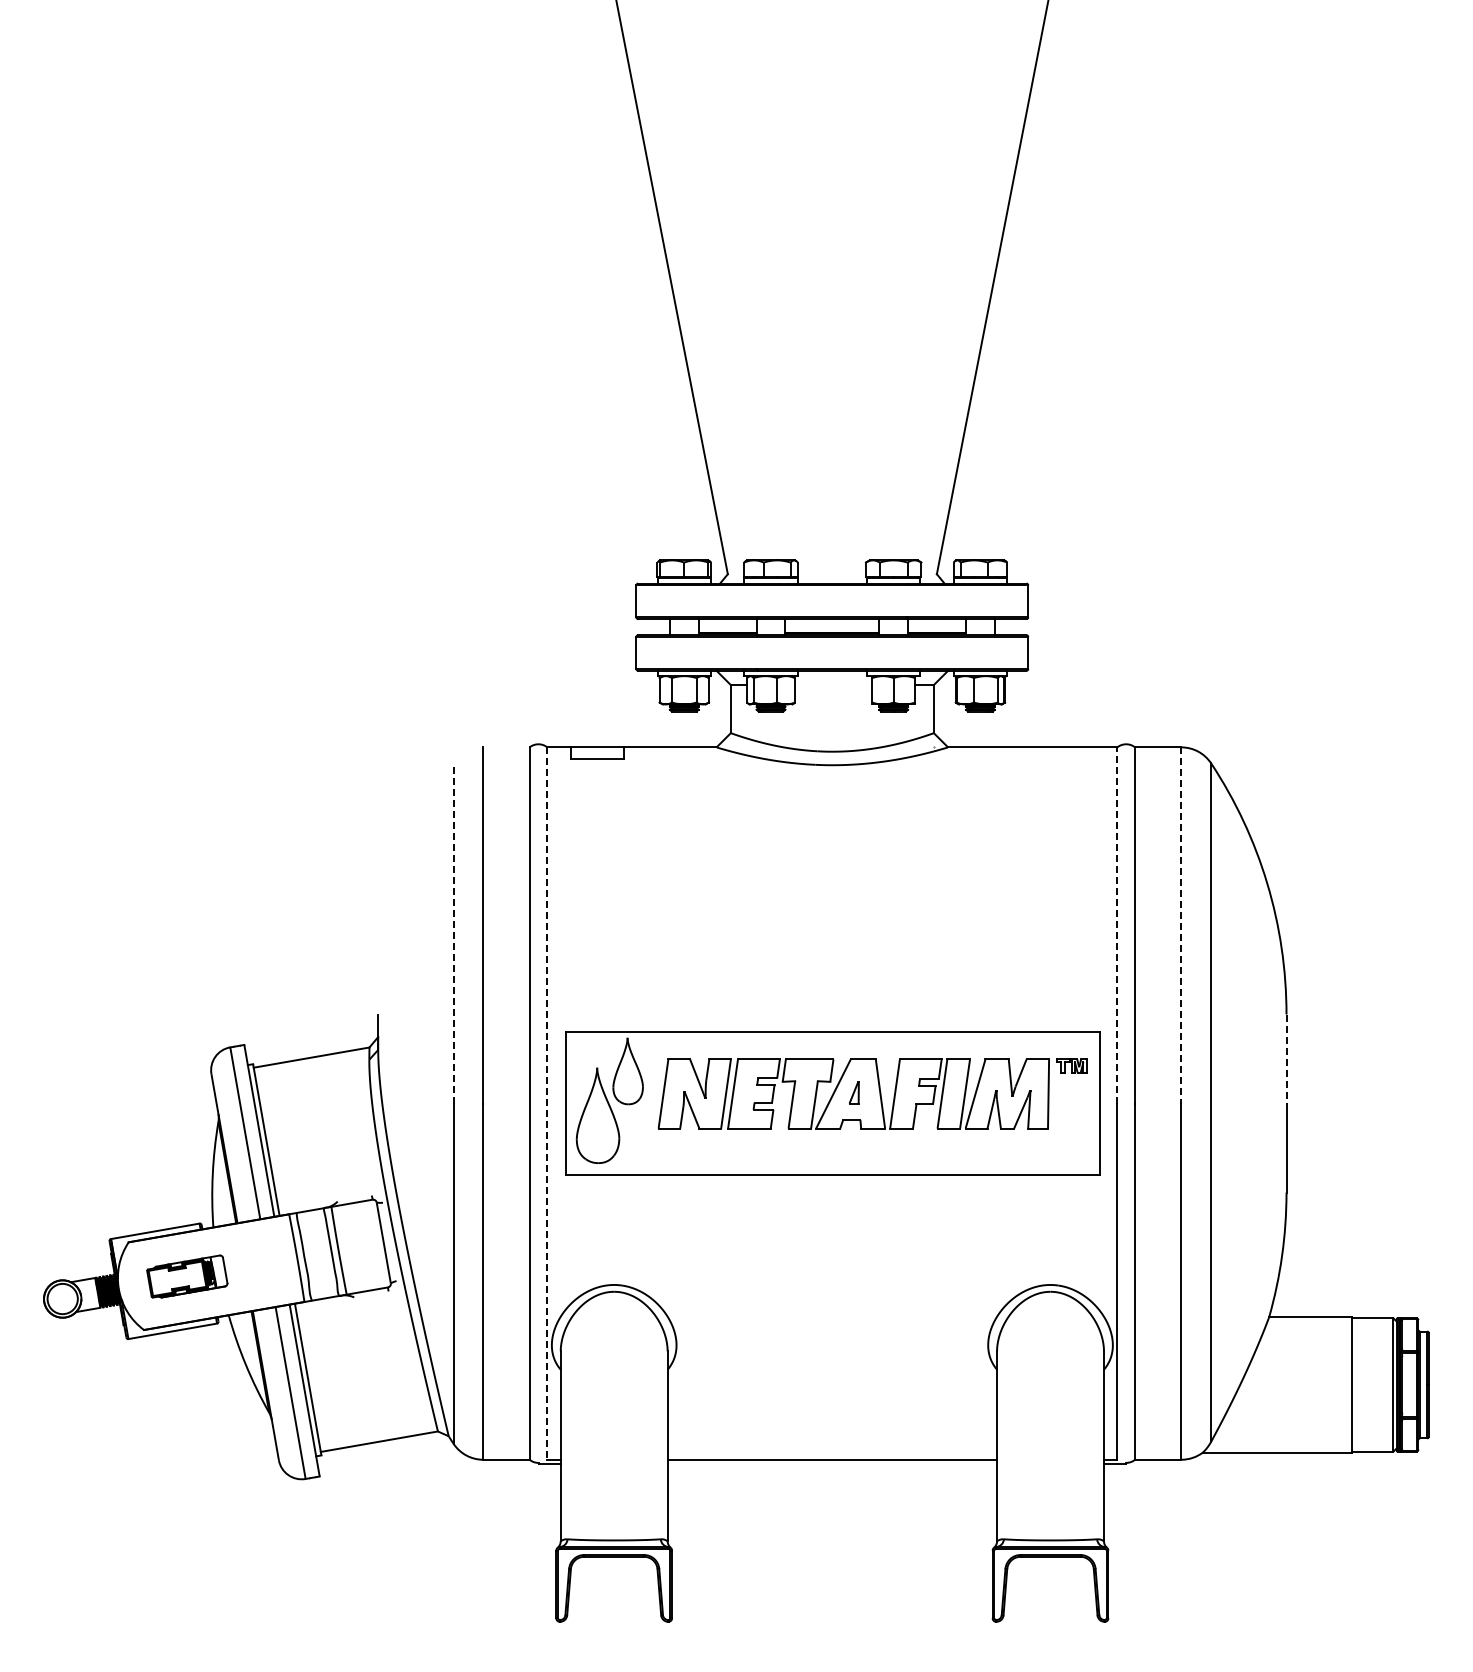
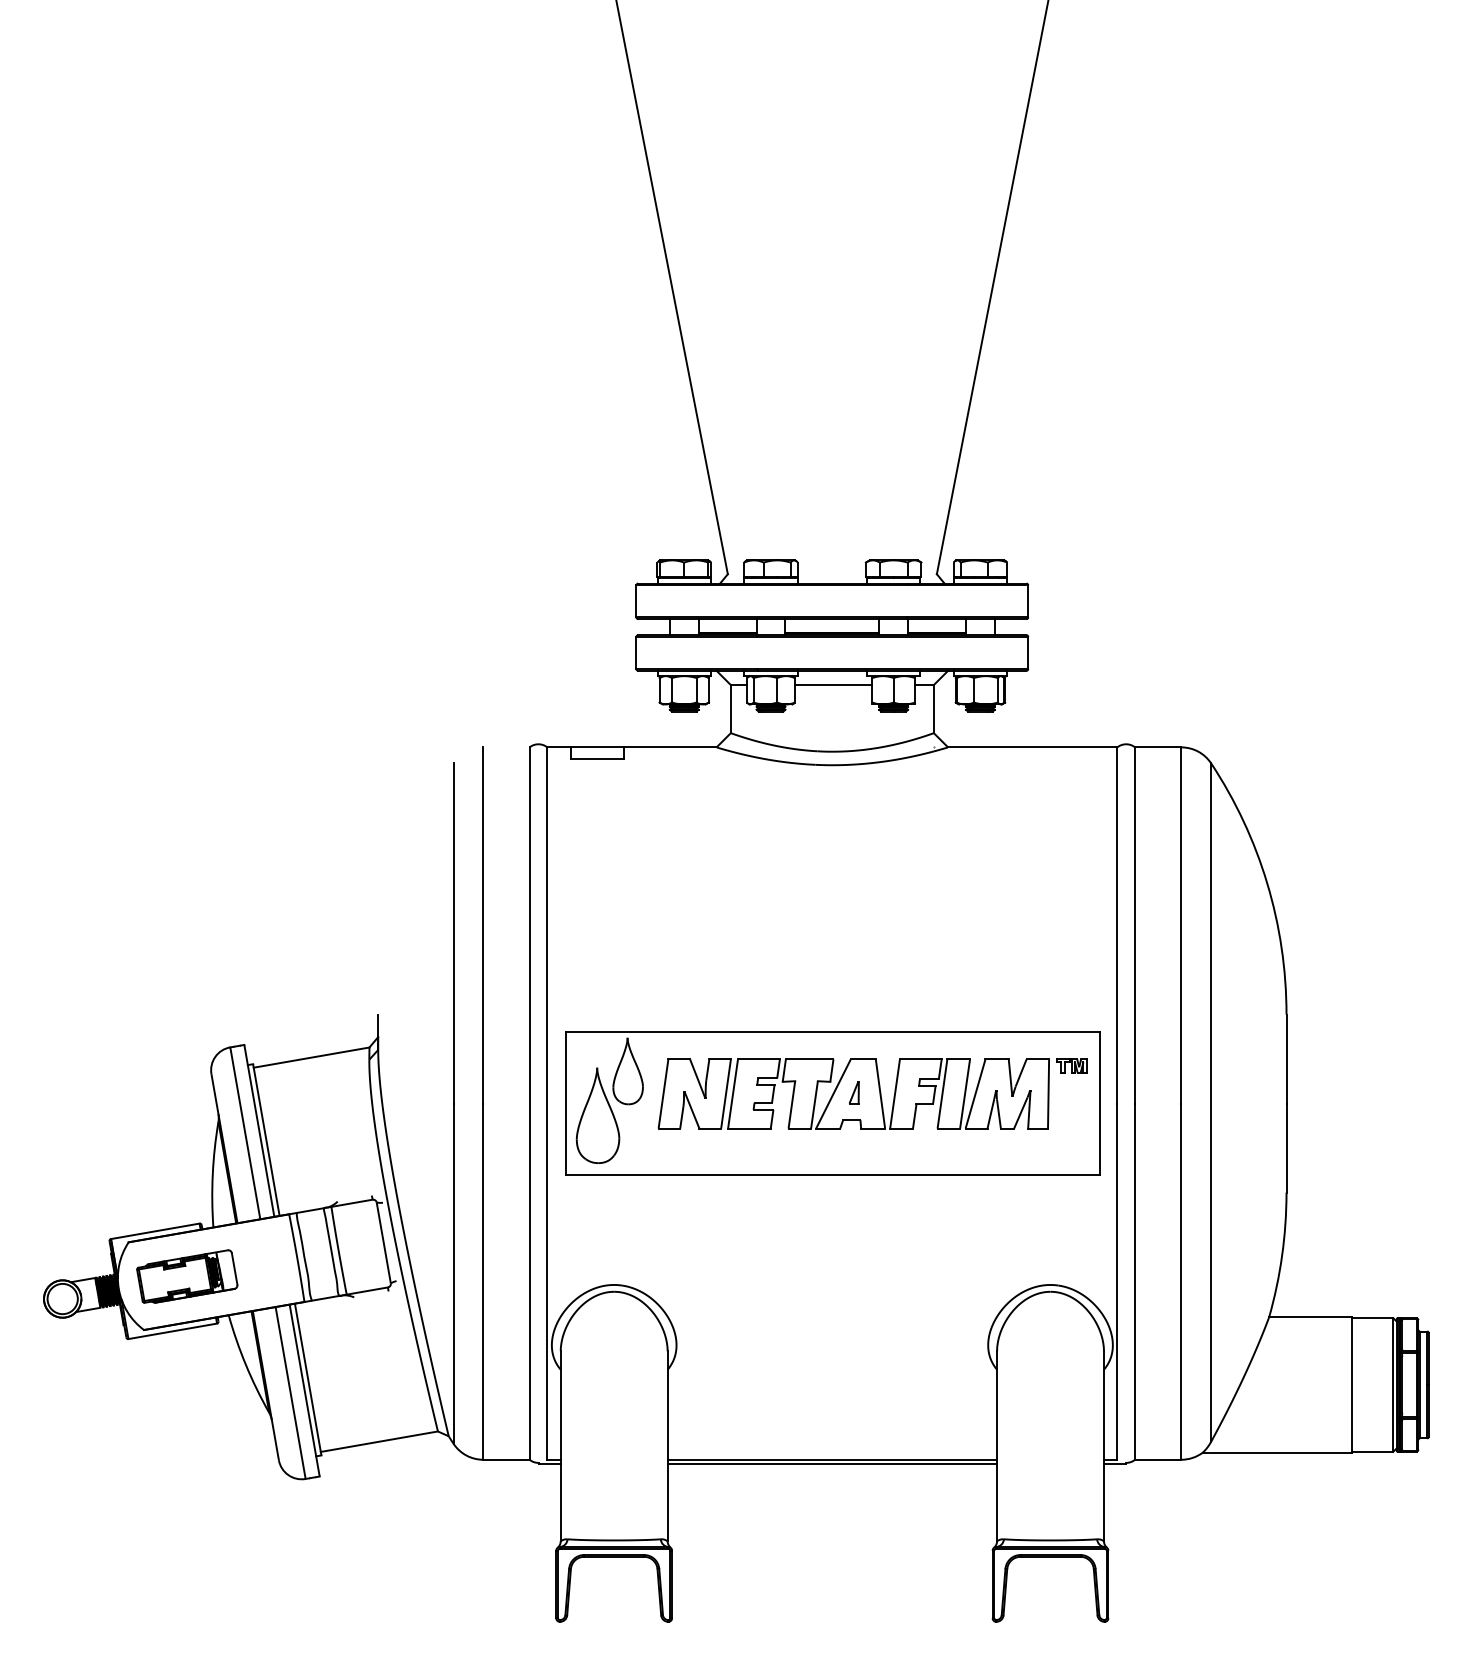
line: none -> present (833, 685)
line: dashed -> solid (1117, 924)
line: dashed -> solid (1181, 925)
line: dashed -> solid (453, 932)
line: dashed -> solid (1286, 1059)
line: dashed -> solid (547, 1104)
part size: 83x45 px -> 103x55 px (187, 1276)
line: none -> present (832, 1464)
